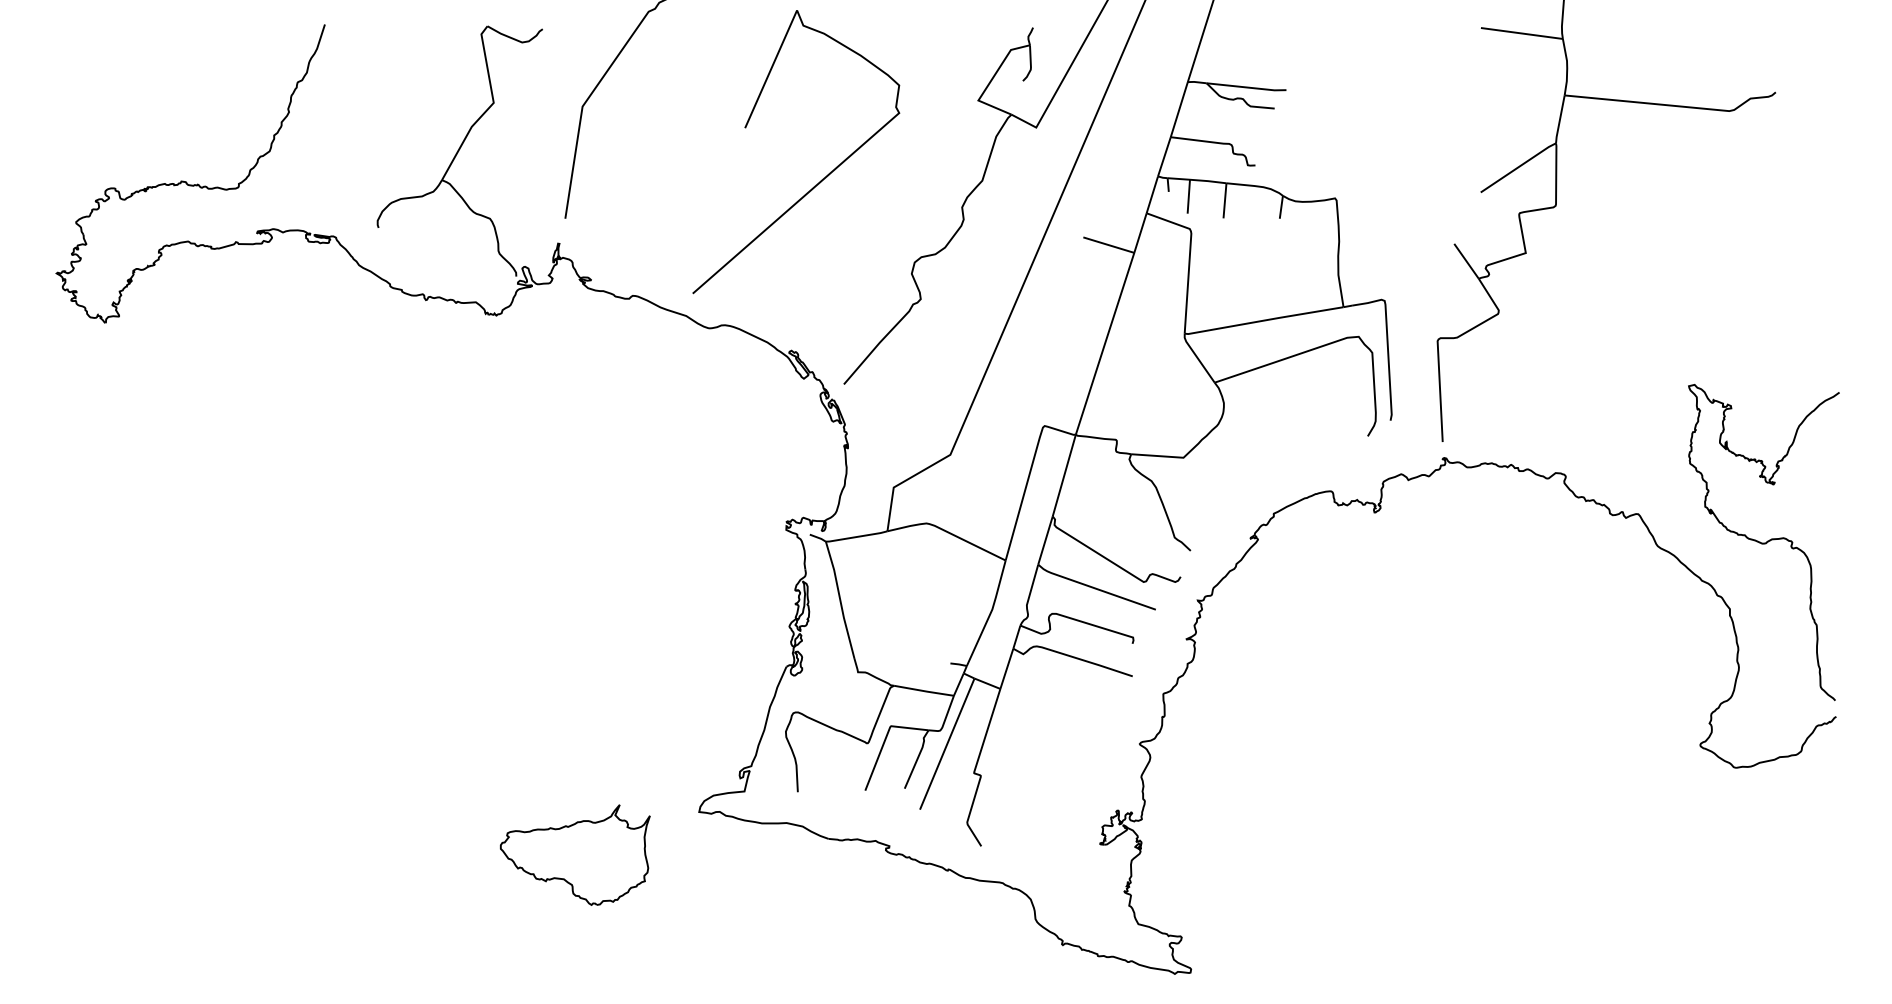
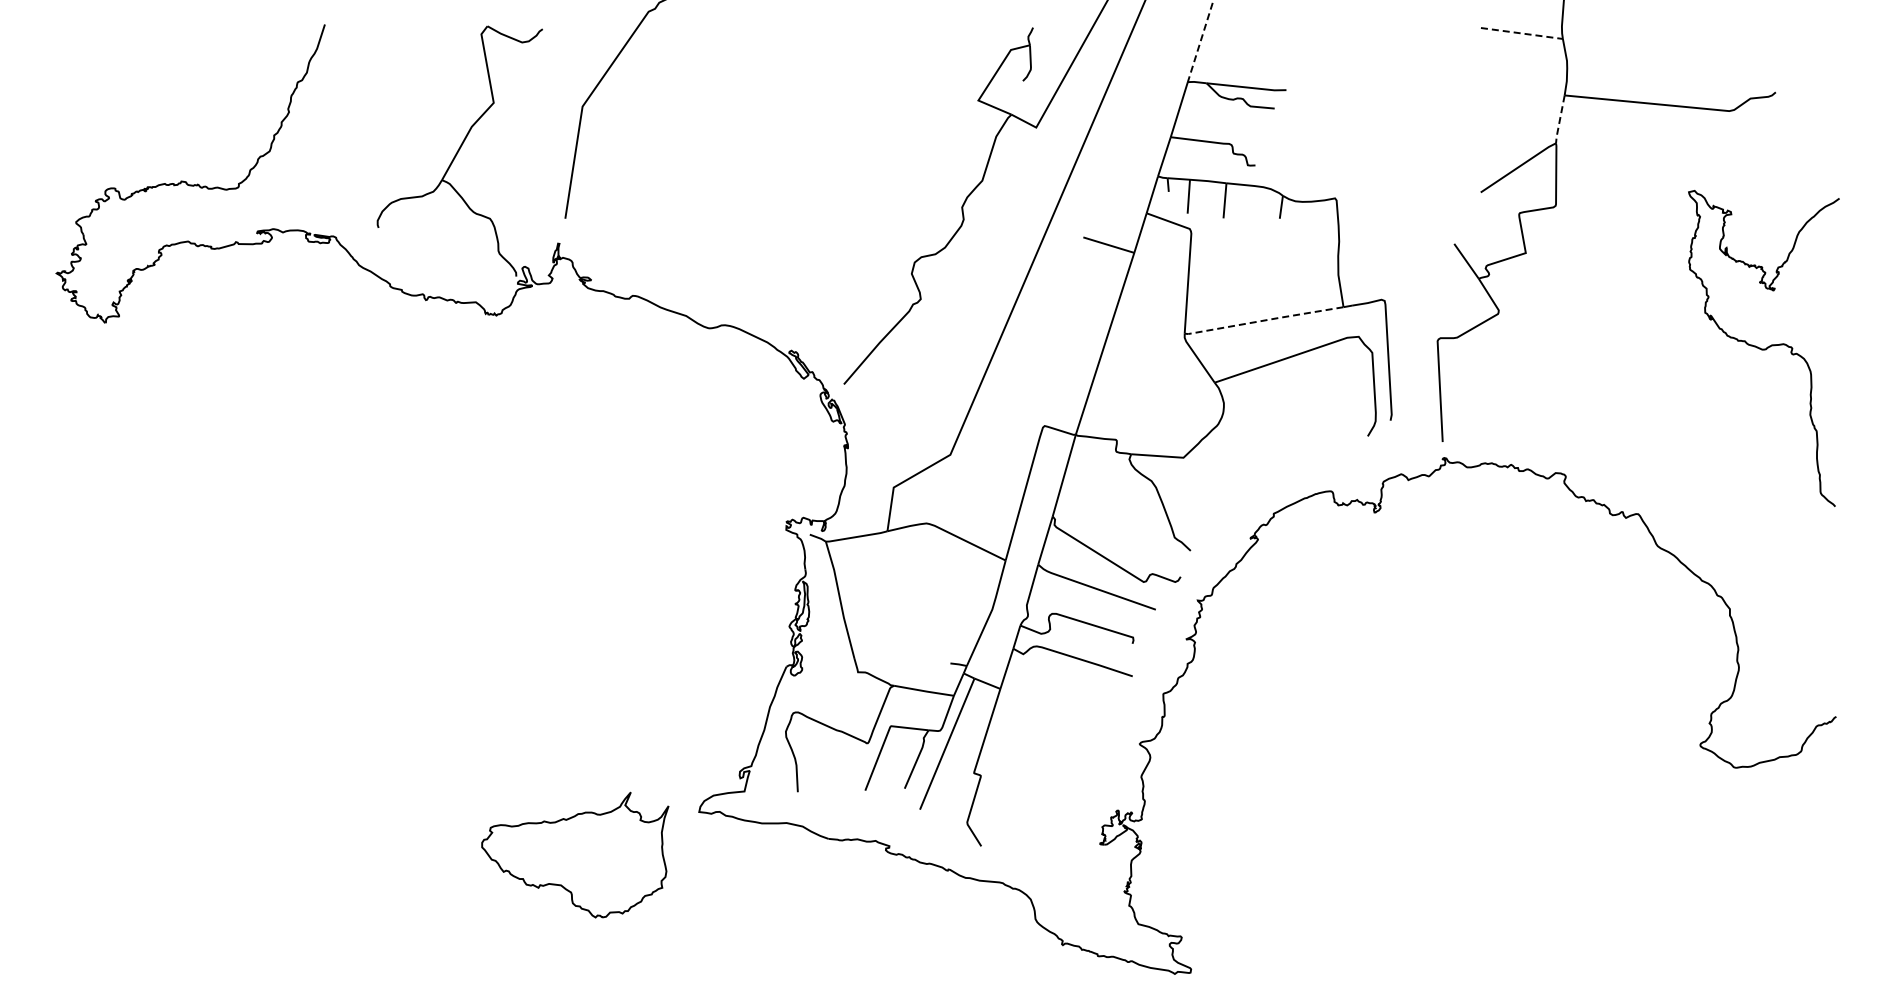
line: solid -> dashed (1522, 33)
line: solid -> dashed (1200, 41)
line: solid -> dashed (1559, 120)
part: present -> none (822, 178)
line: solid -> dashed (1264, 320)
curve position: (1763, 542) -> (1763, 348) (1763, 348)
part size: 151x102 px -> 189x128 px (575, 854)
